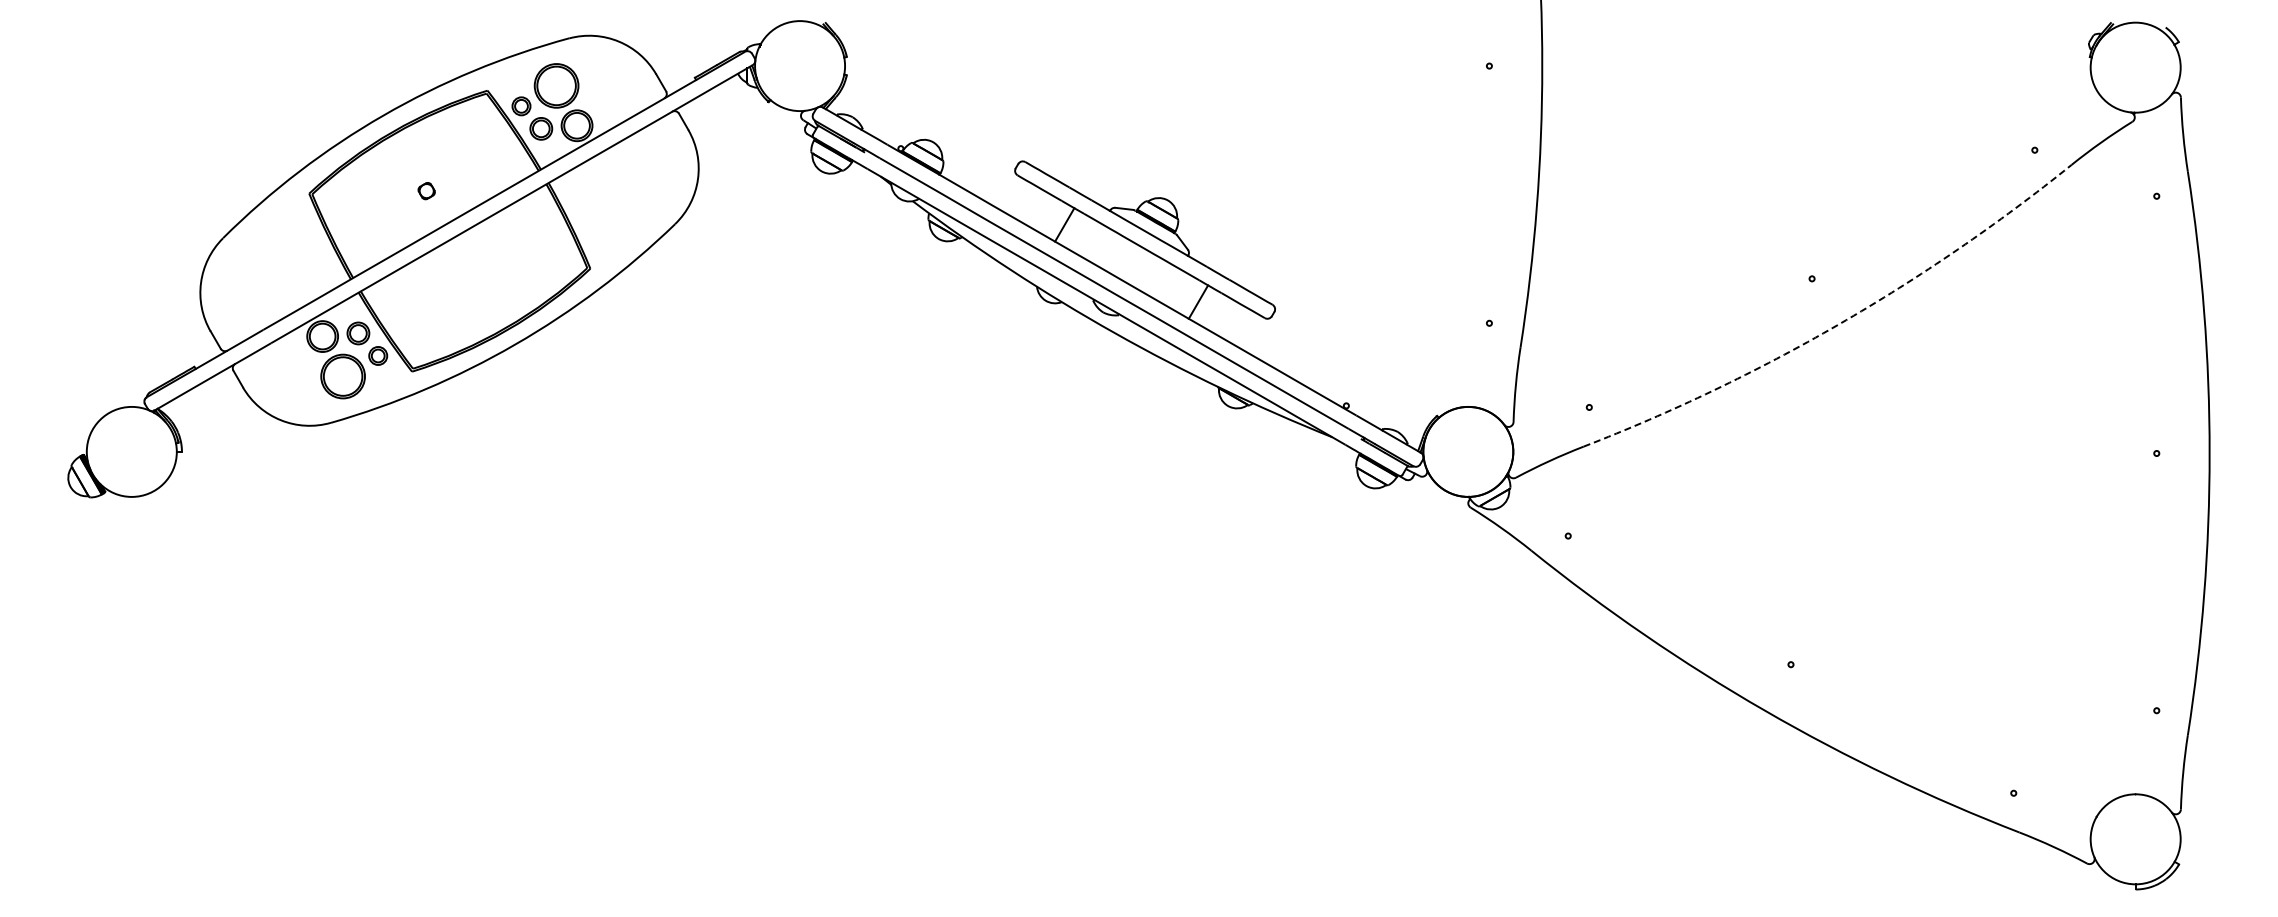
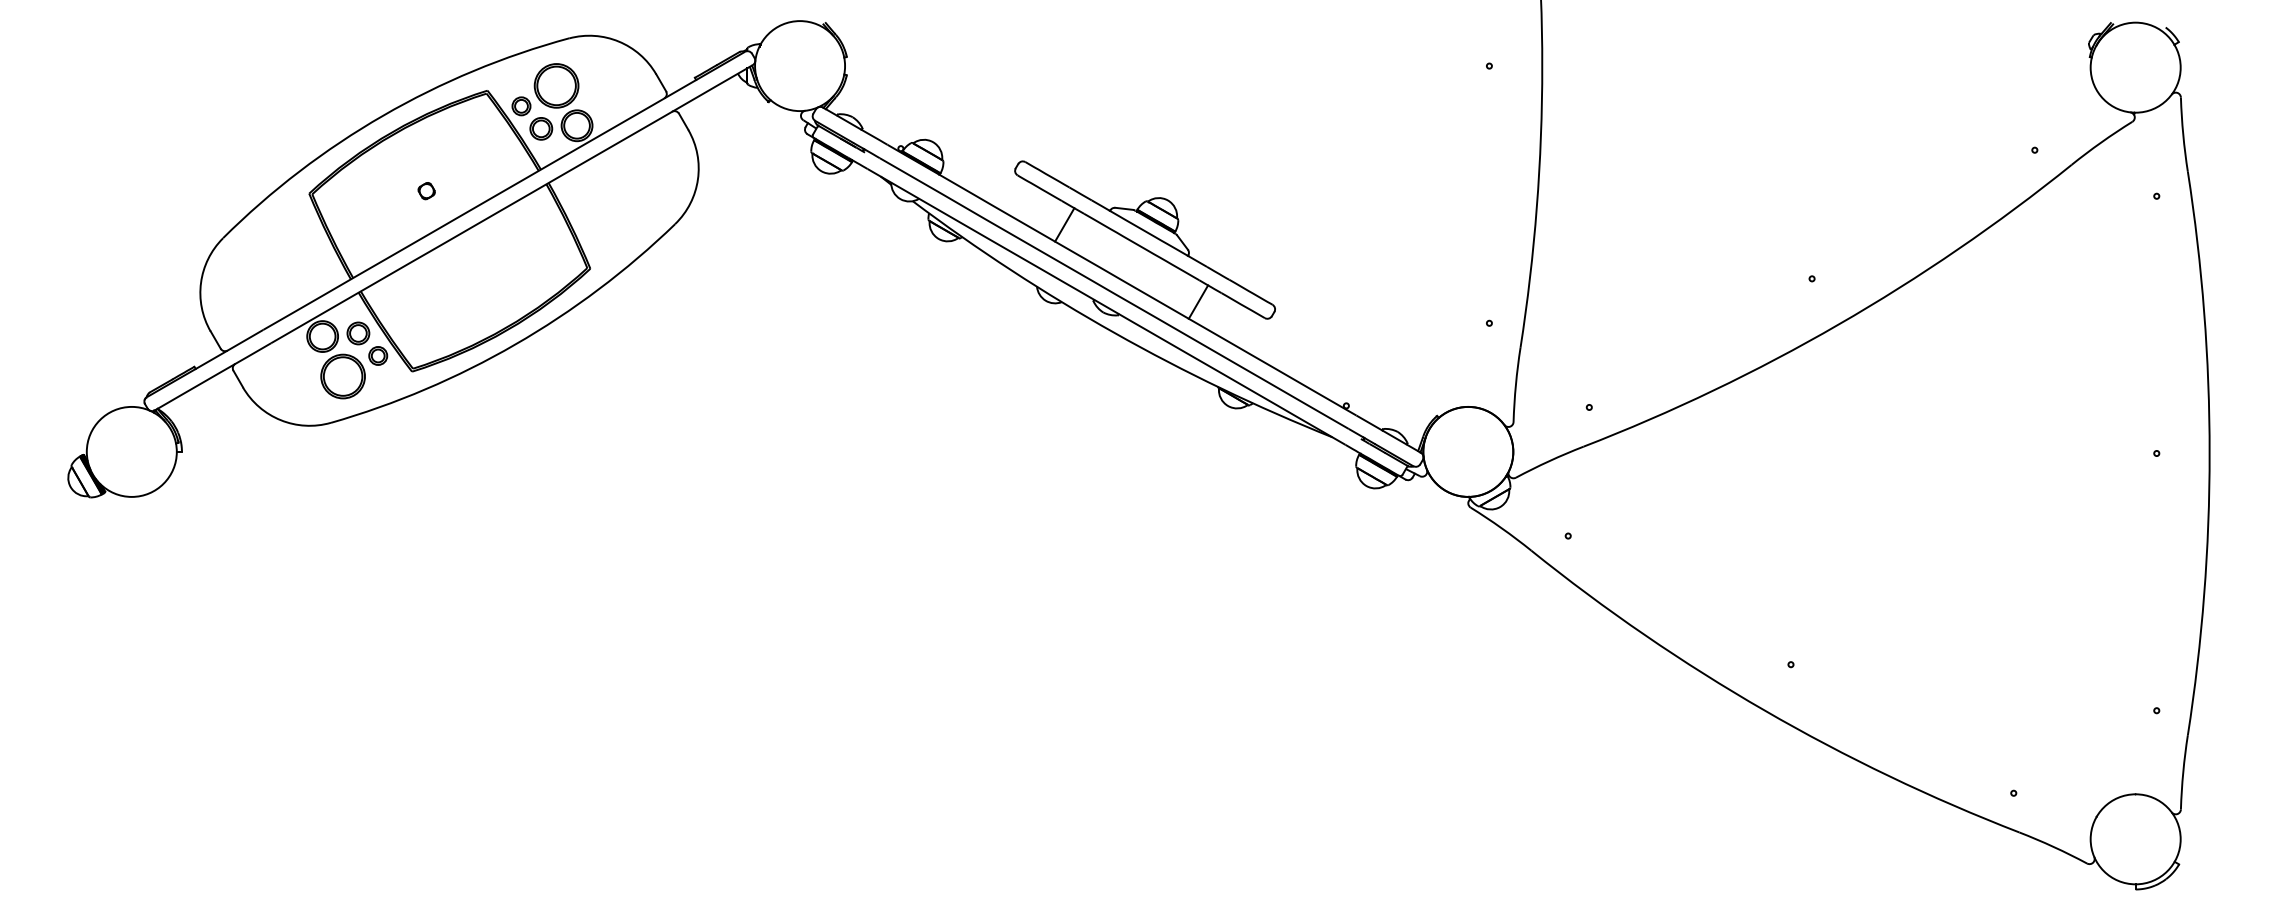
arc: dashed -> solid (1838, 324)
